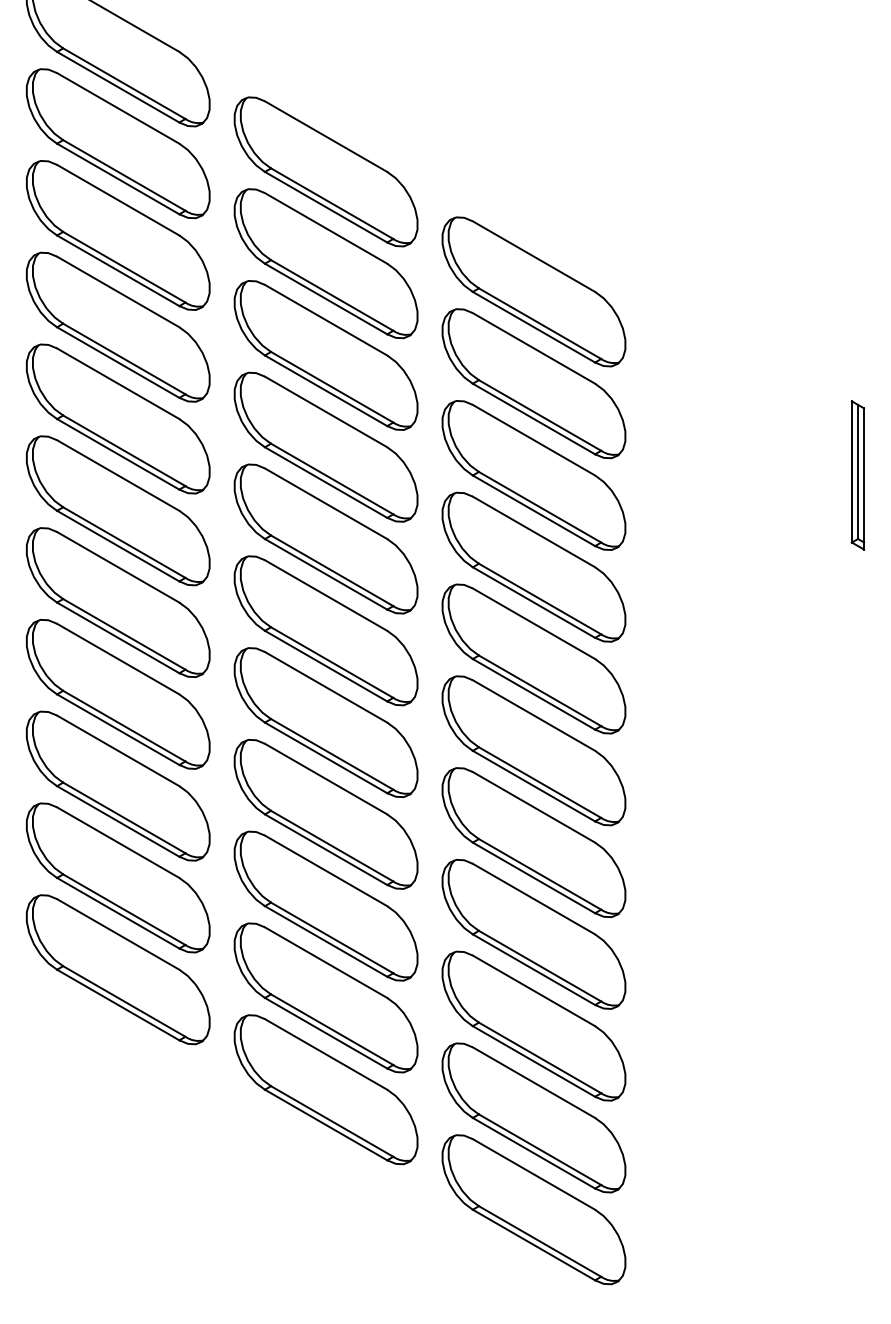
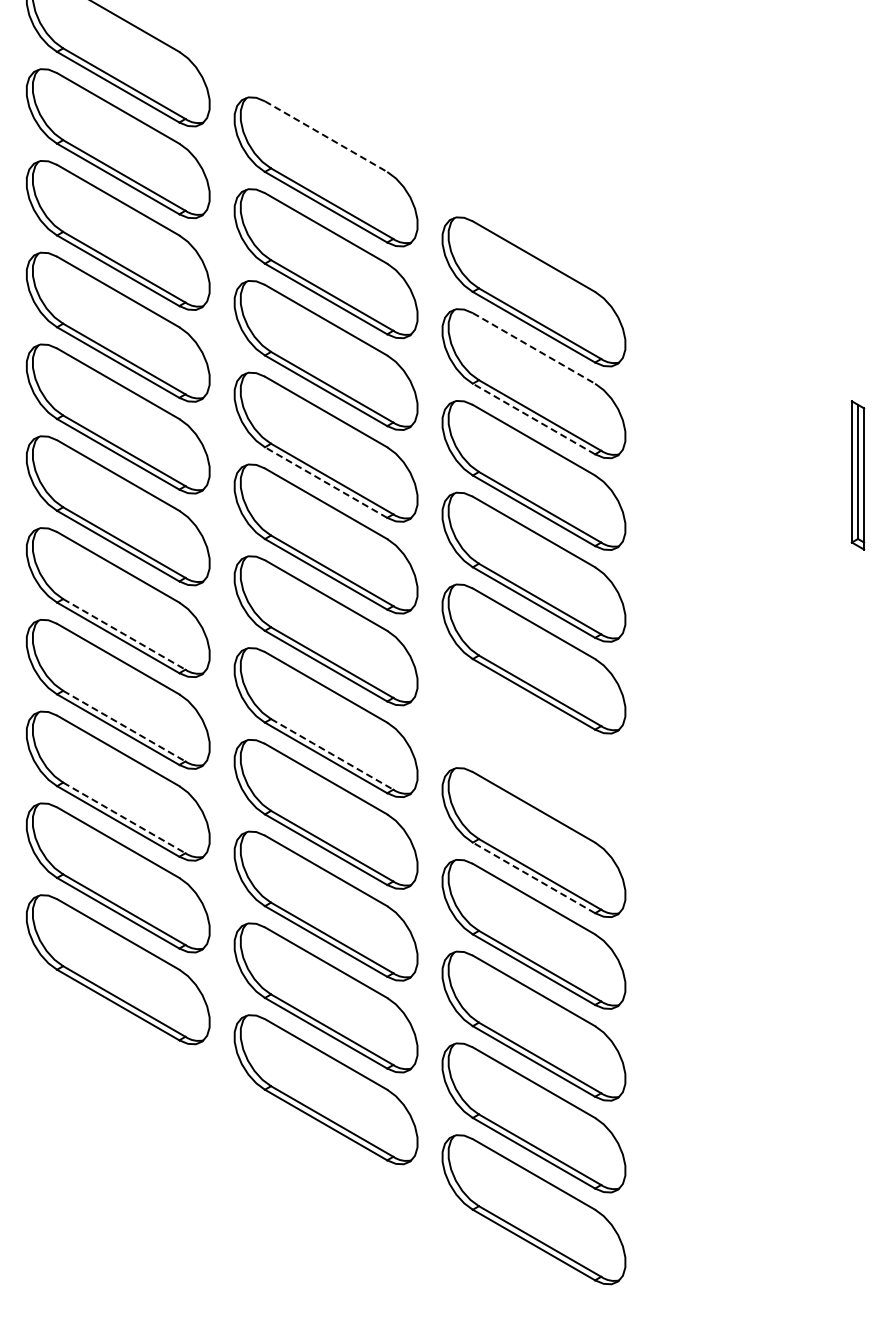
line: solid -> dashed (326, 136)
line: solid -> dashed (533, 348)
line: solid -> dashed (533, 419)
line: solid -> dashed (326, 482)
line: solid -> dashed (124, 634)
line: solid -> dashed (124, 726)
part: present -> none (533, 750)
line: solid -> dashed (332, 754)
line: solid -> dashed (124, 817)
line: solid -> dashed (533, 877)
